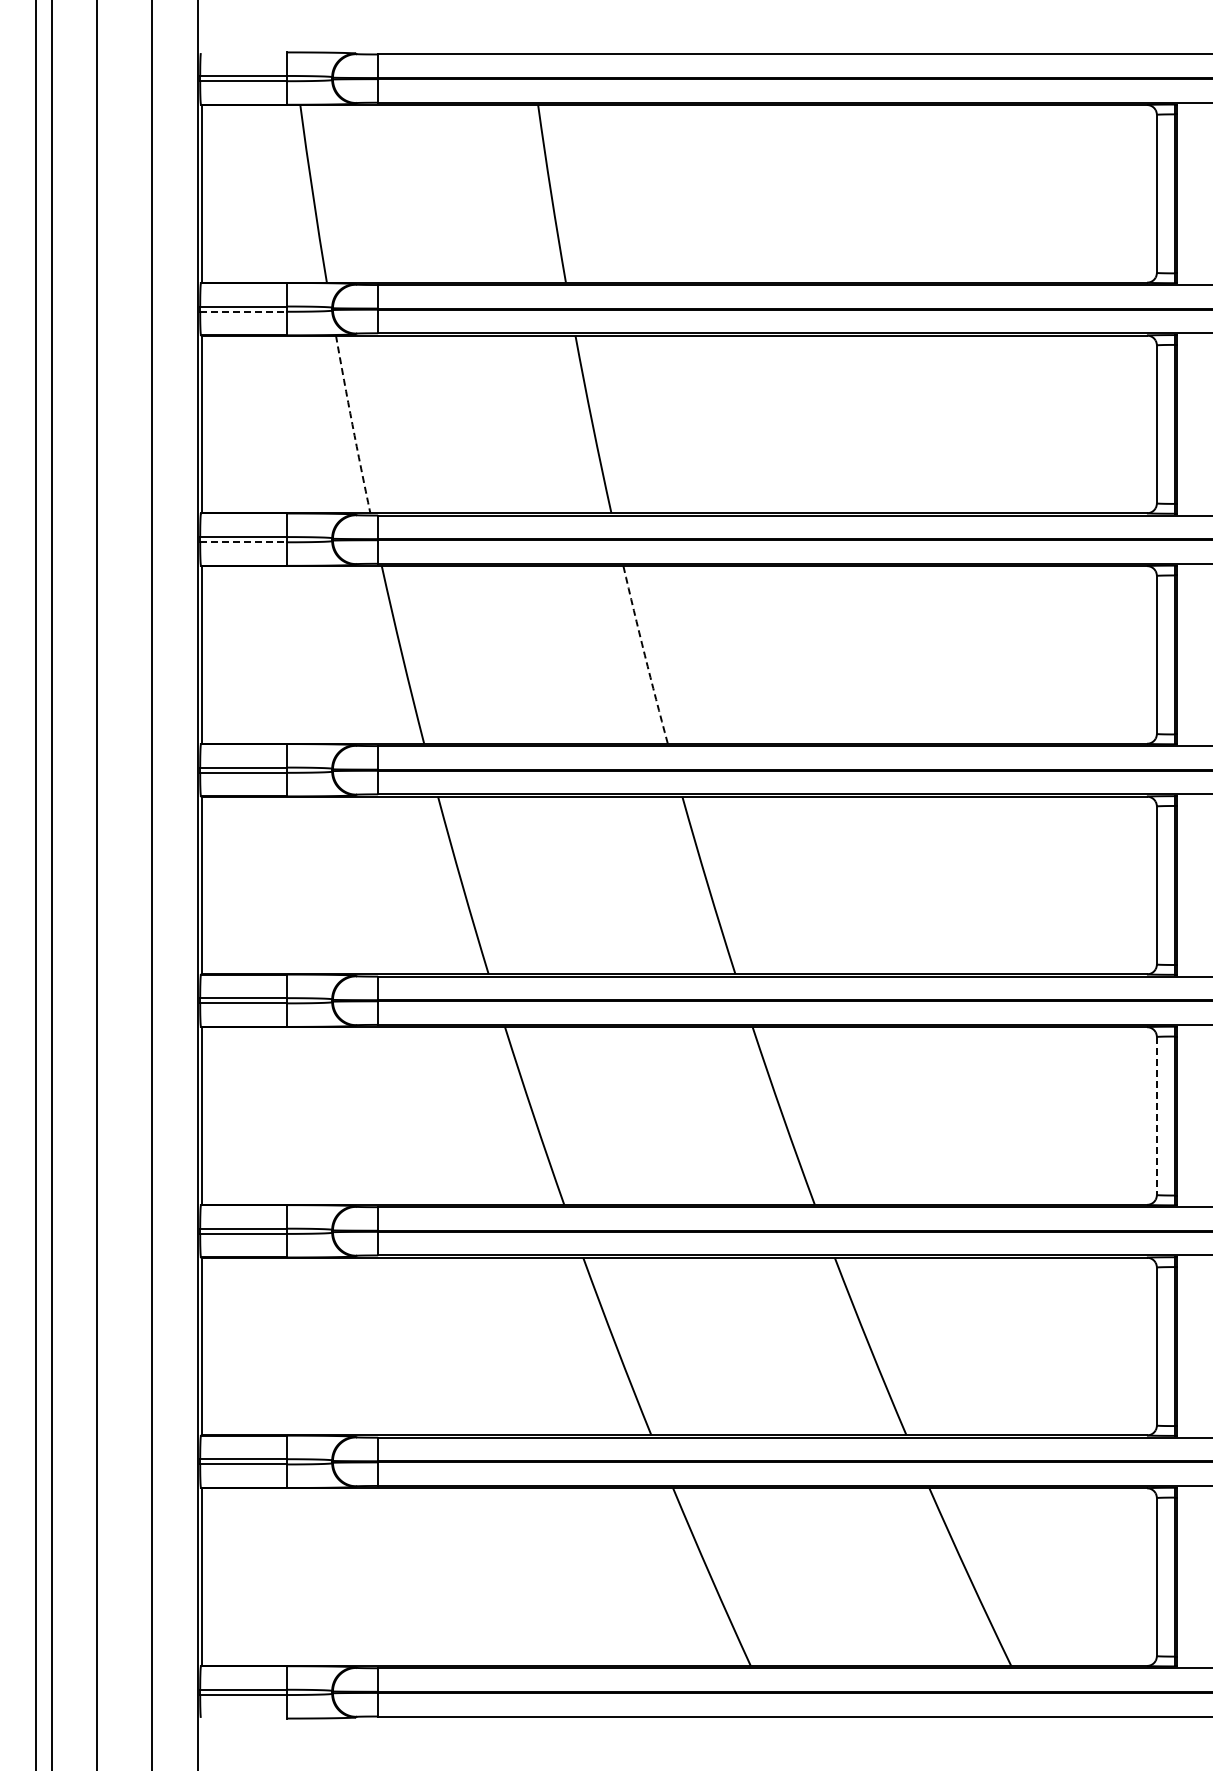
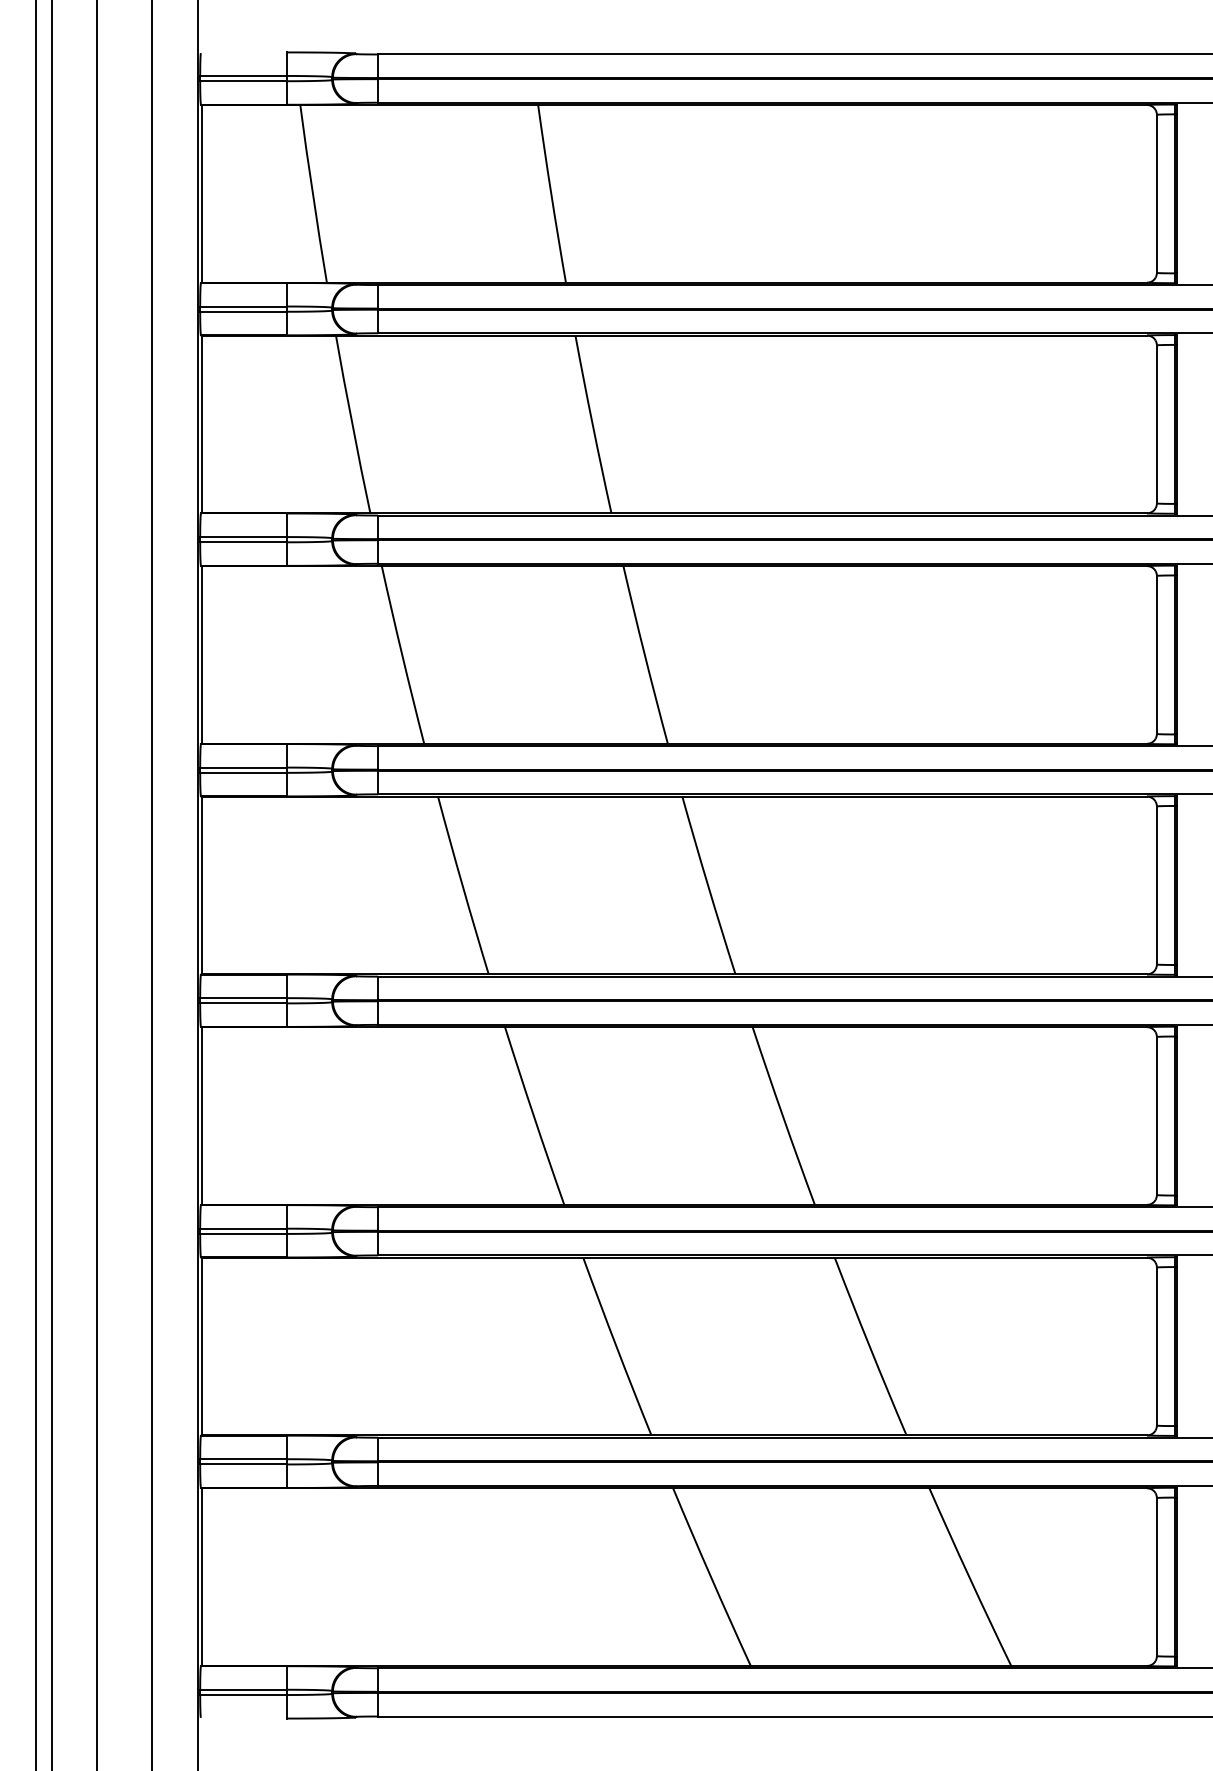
line: dashed -> solid (244, 311)
arc: dashed -> solid (352, 424)
line: dashed -> solid (244, 542)
arc: dashed -> solid (644, 655)
line: dashed -> solid (1156, 1116)
